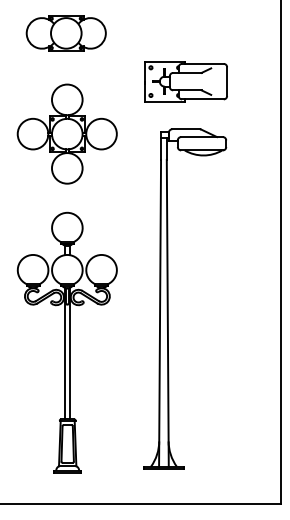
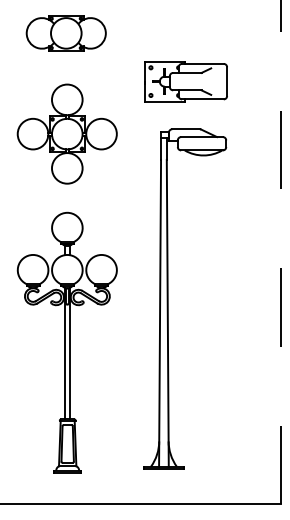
line: solid -> dashed (281, 252)
